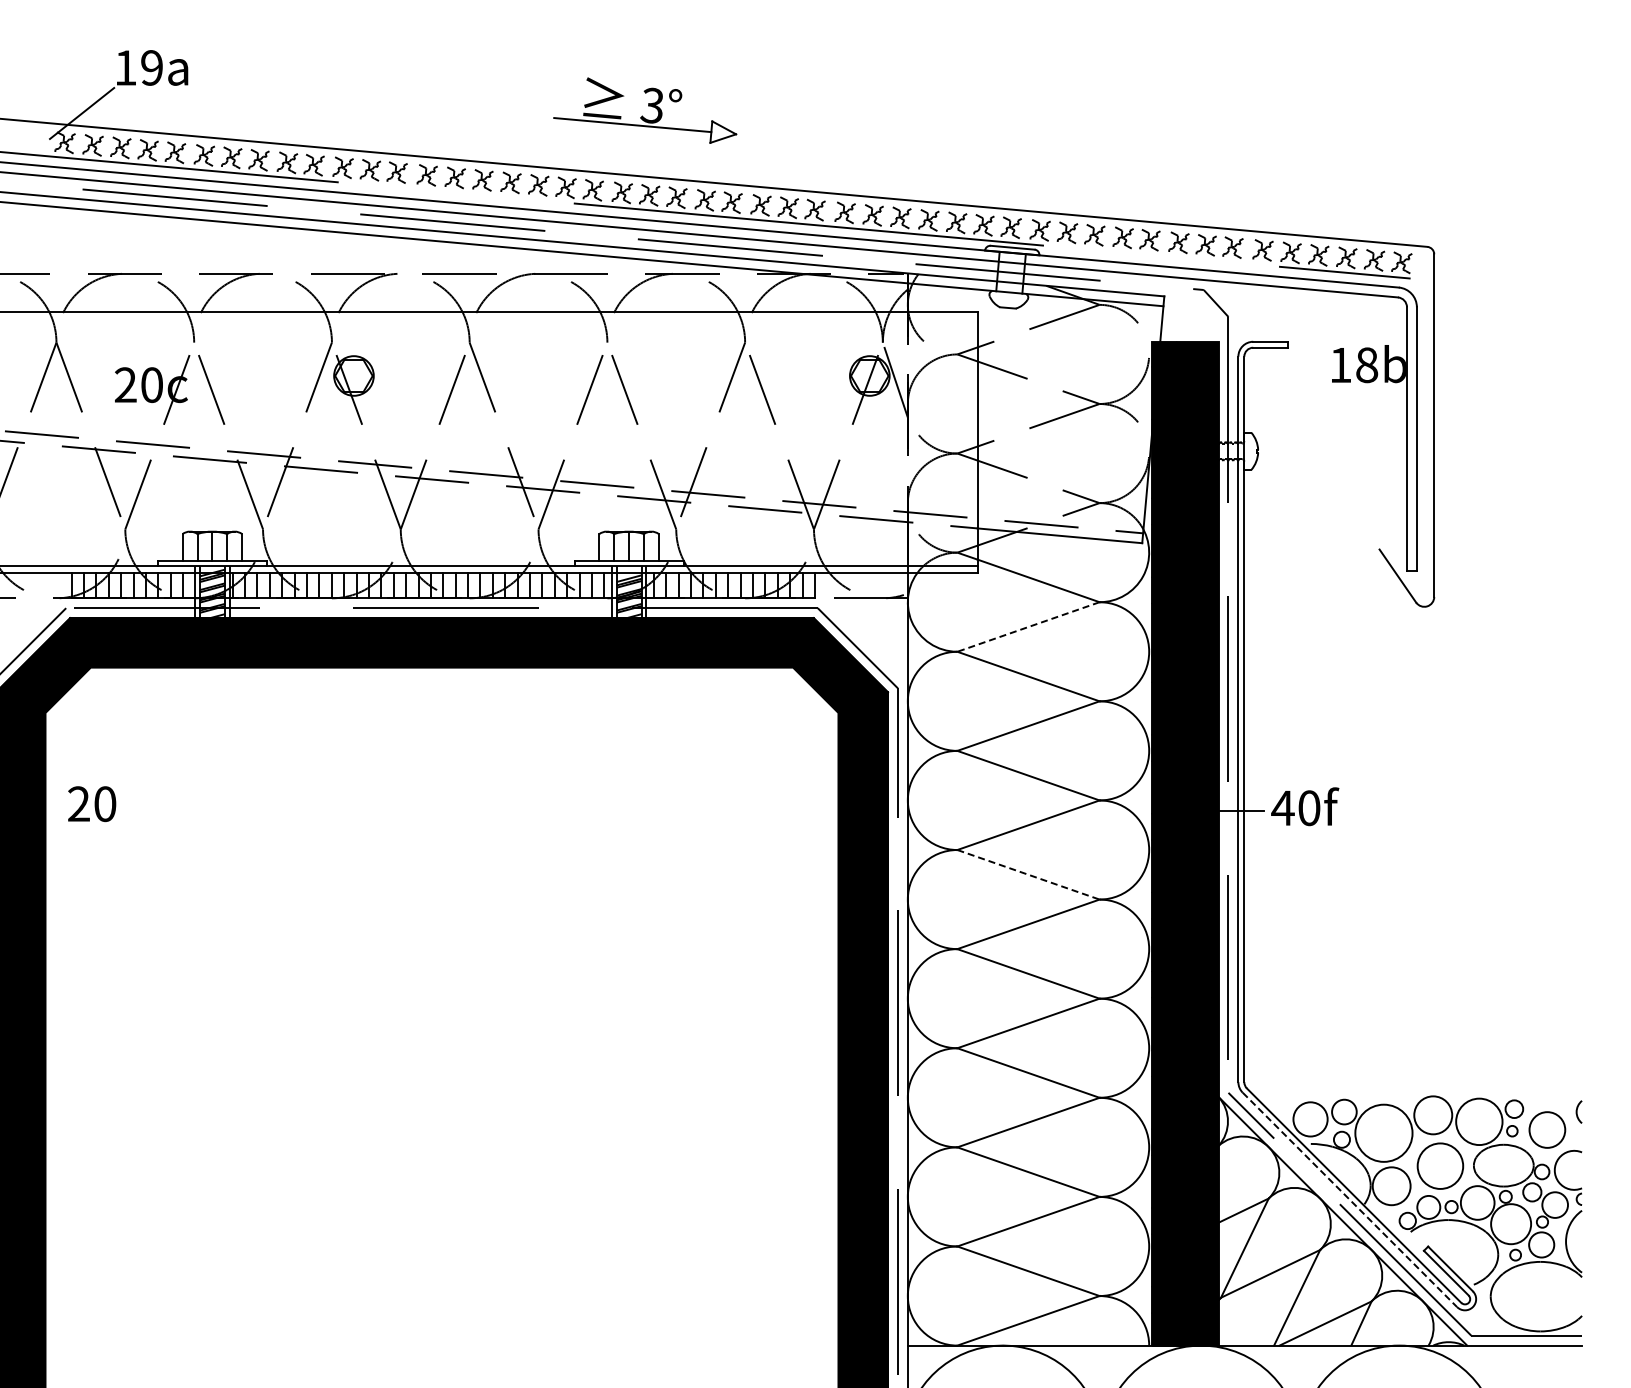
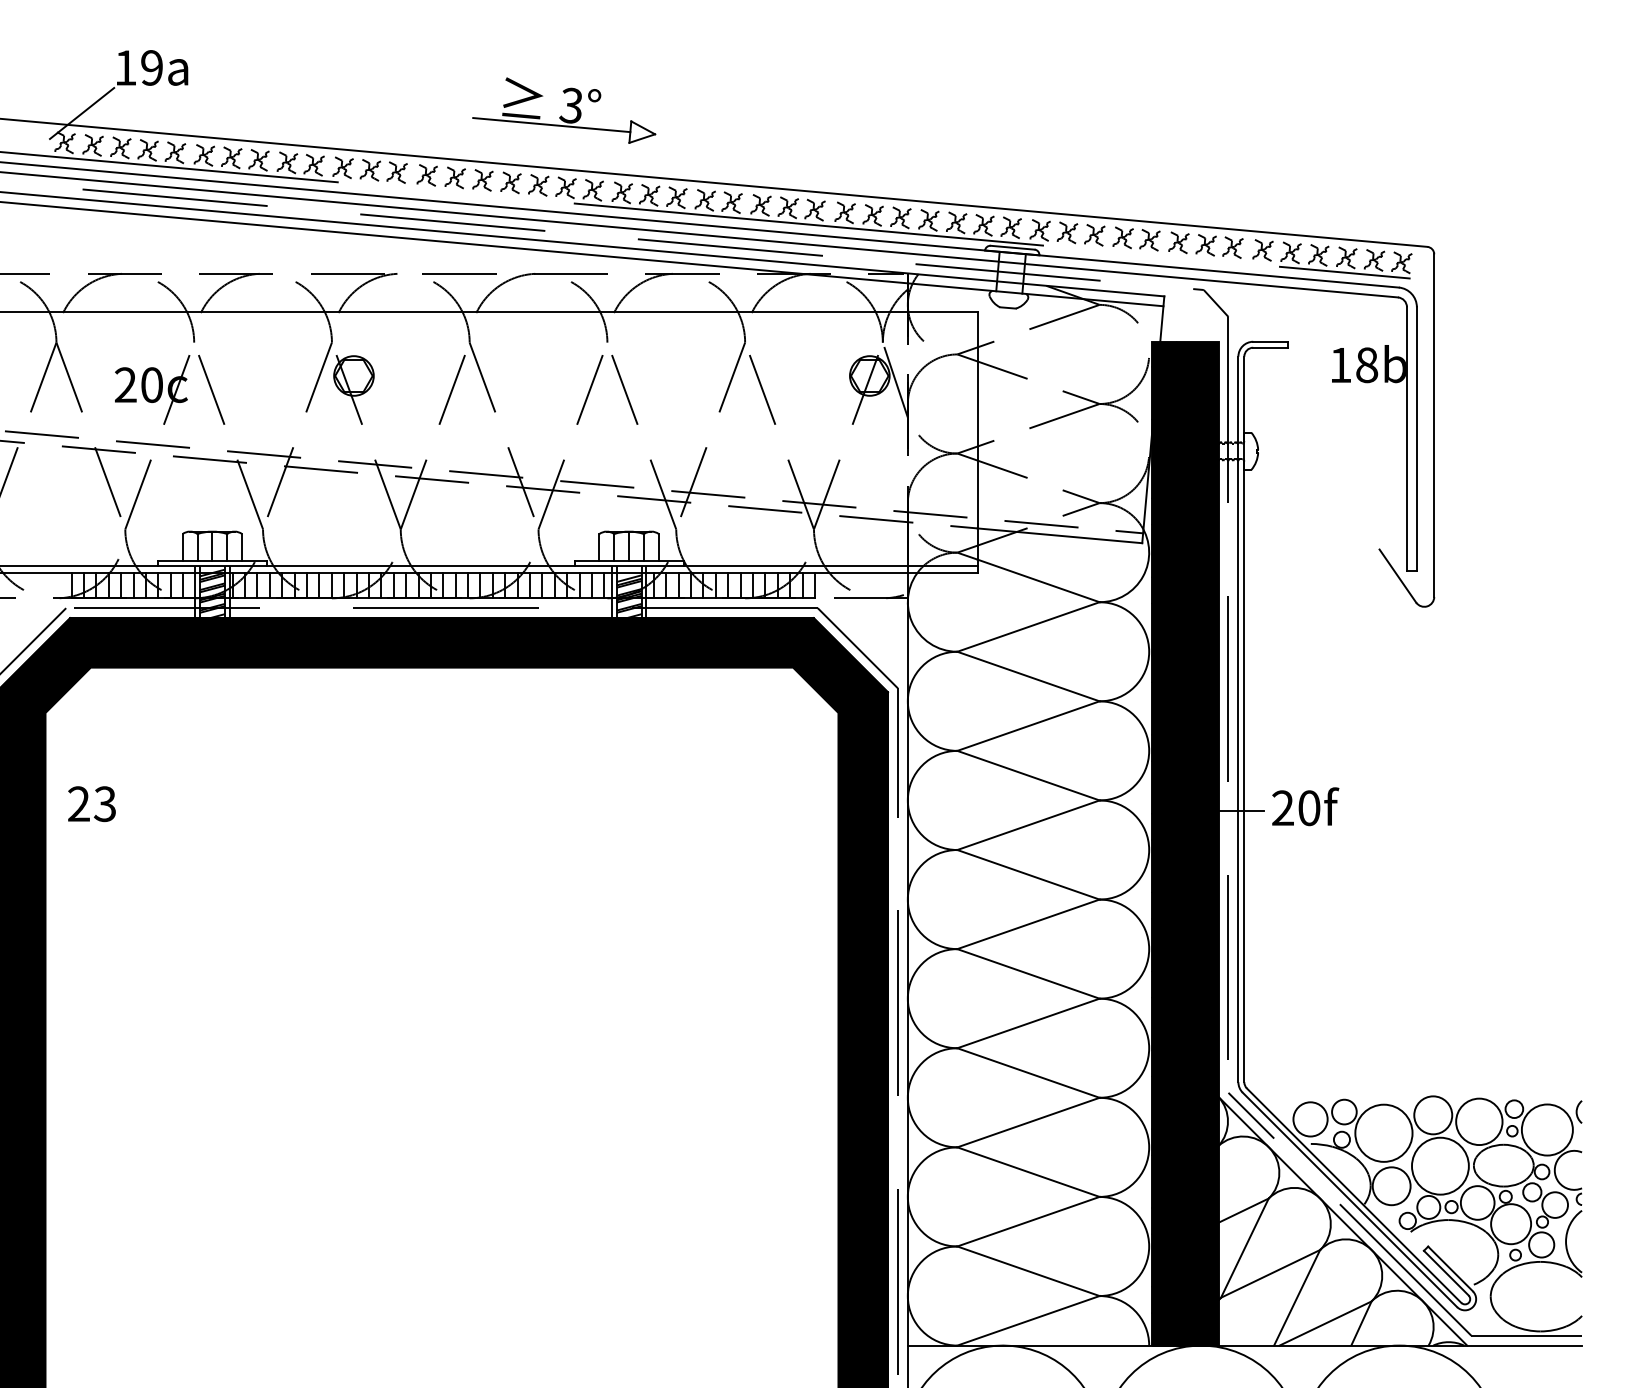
part position: (645, 110) -> (564, 110) (564, 110)
line: dashed -> solid (1028, 627)
text: 20 -> 23 (104, 803)
text: 40f -> 20f (1282, 807)
line: dashed -> solid (1028, 874)
circle diameter: 36 px -> 51 px (1546, 1129)
circle diameter: 46 px -> 57 px (1439, 1165)
line: dashed -> solid (1349, 1199)
